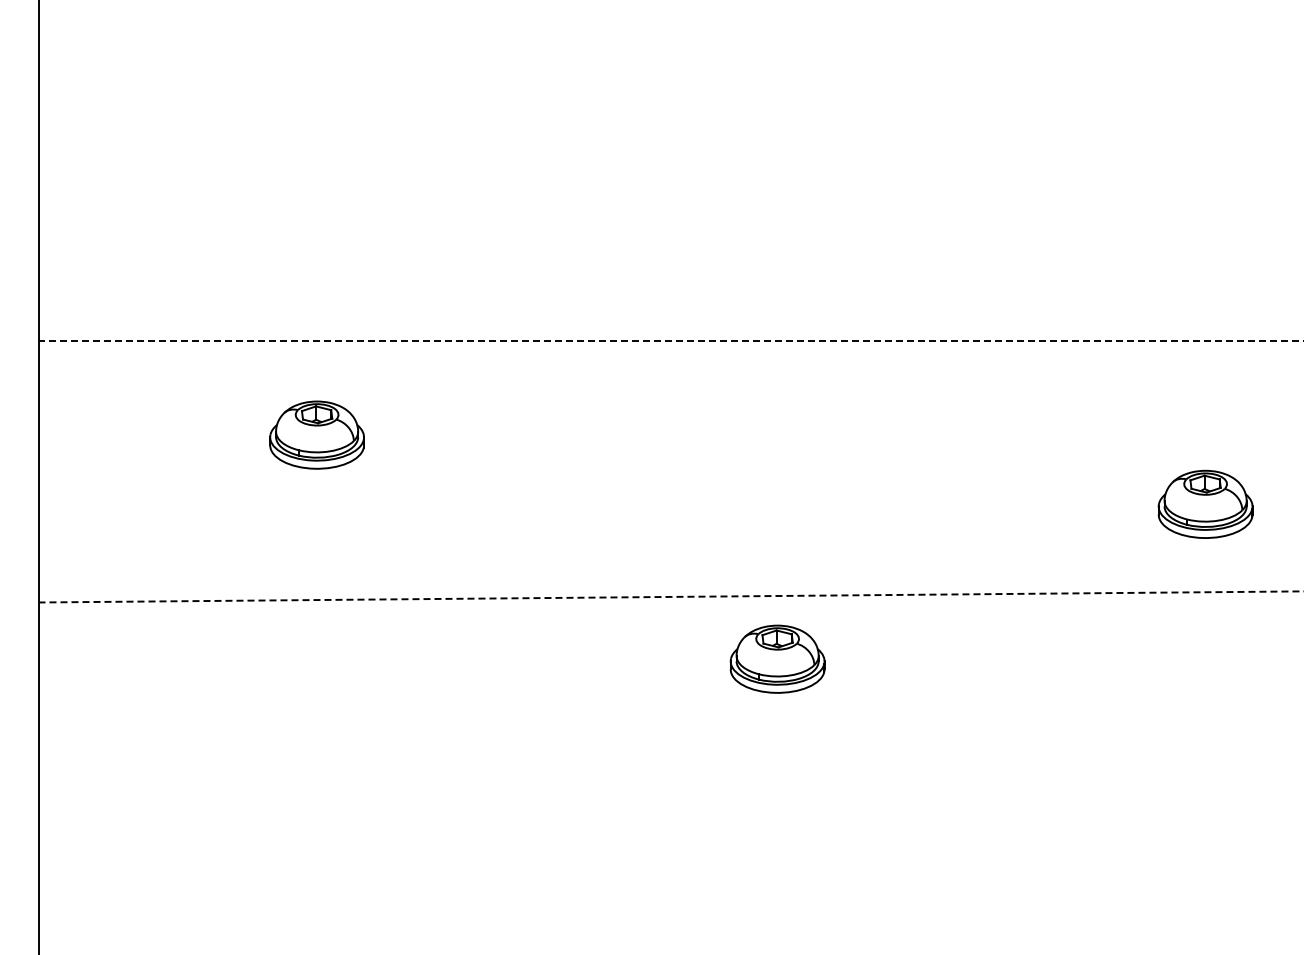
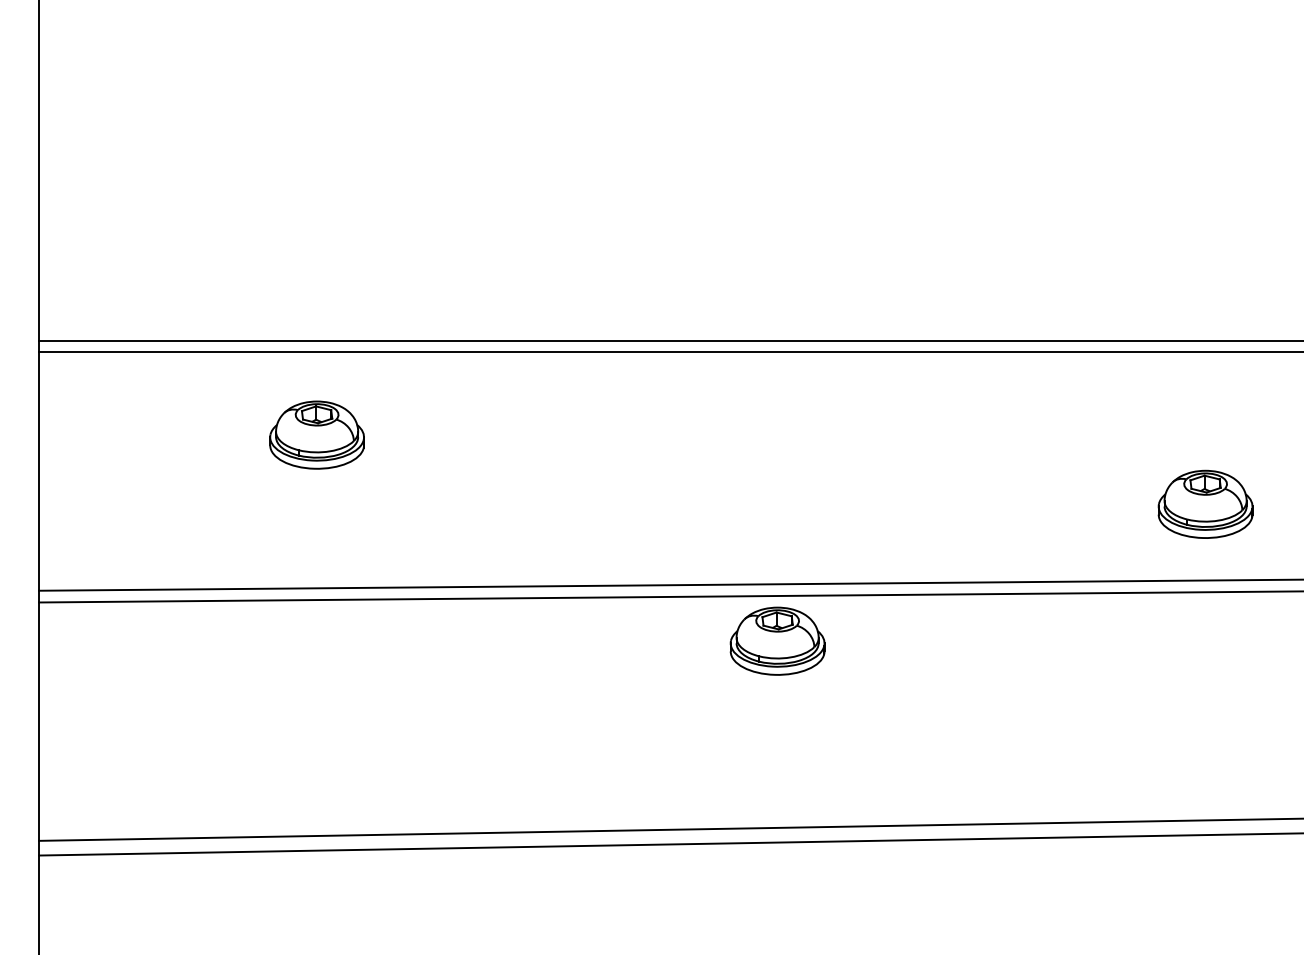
line: dashed -> solid (671, 340)
line: none -> present (669, 352)
line: none -> present (669, 584)
line: dashed -> solid (671, 596)
part position: (777, 658) -> (777, 640) (777, 640)
line: none -> present (669, 829)
line: none -> present (669, 844)
